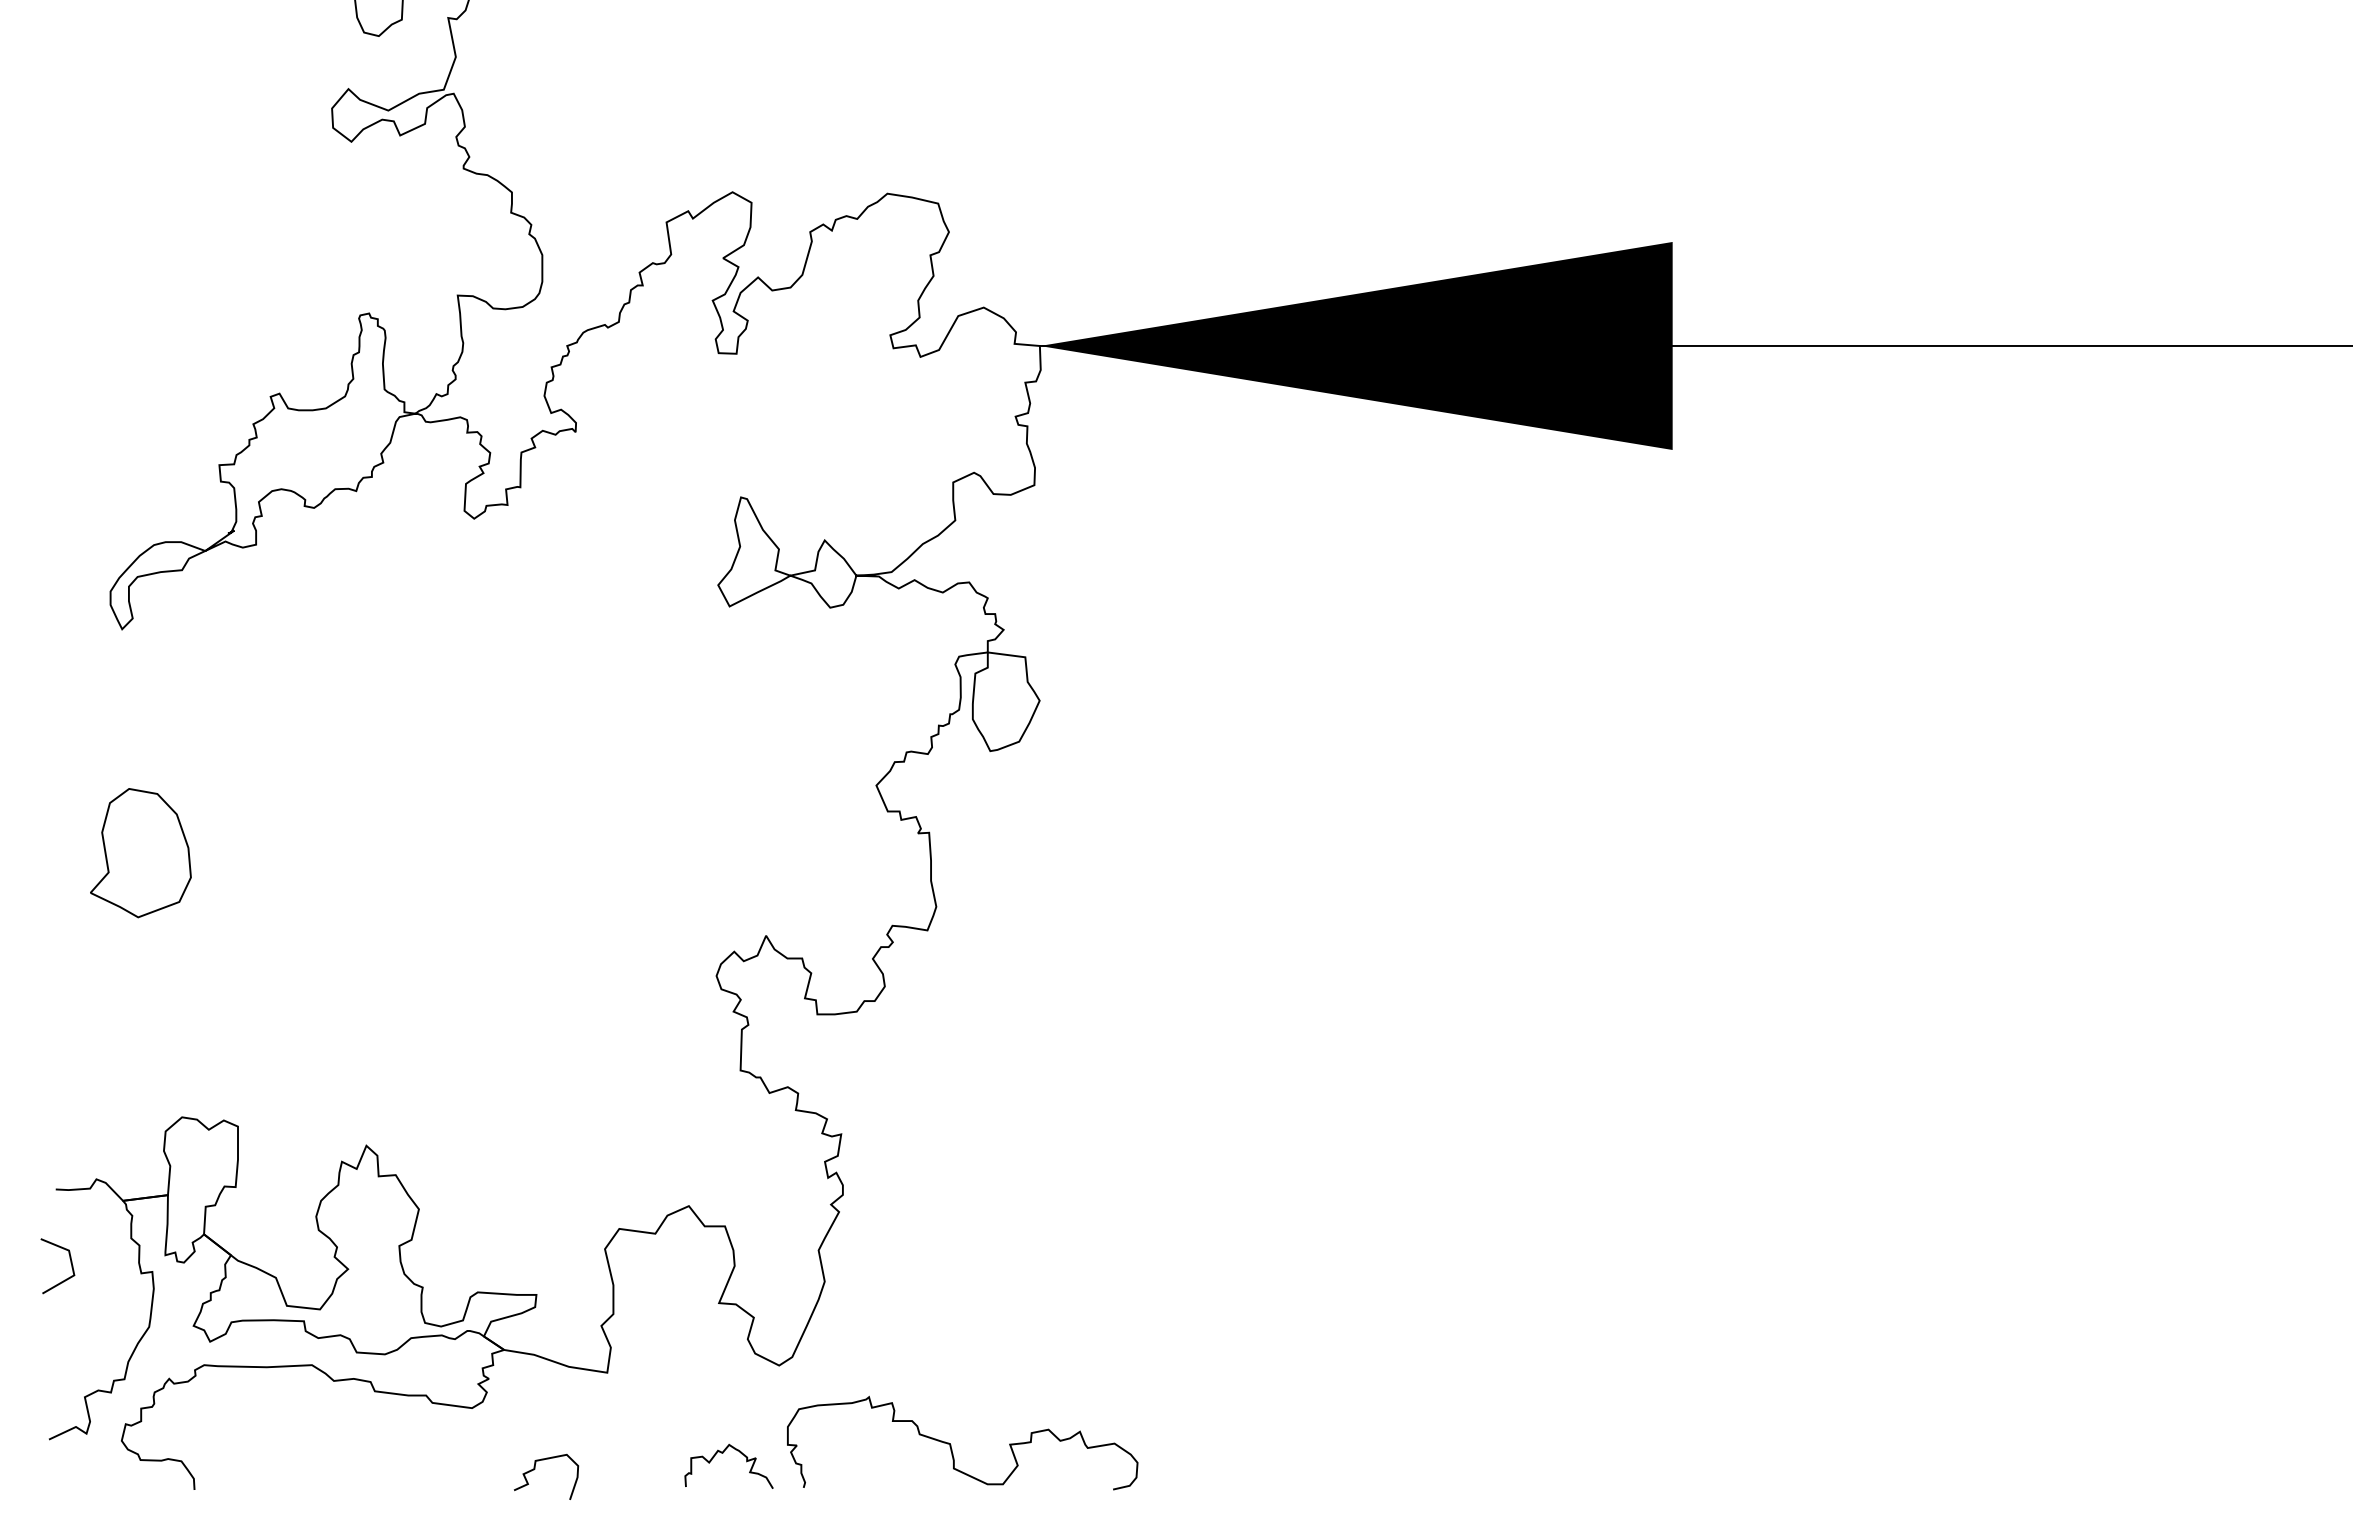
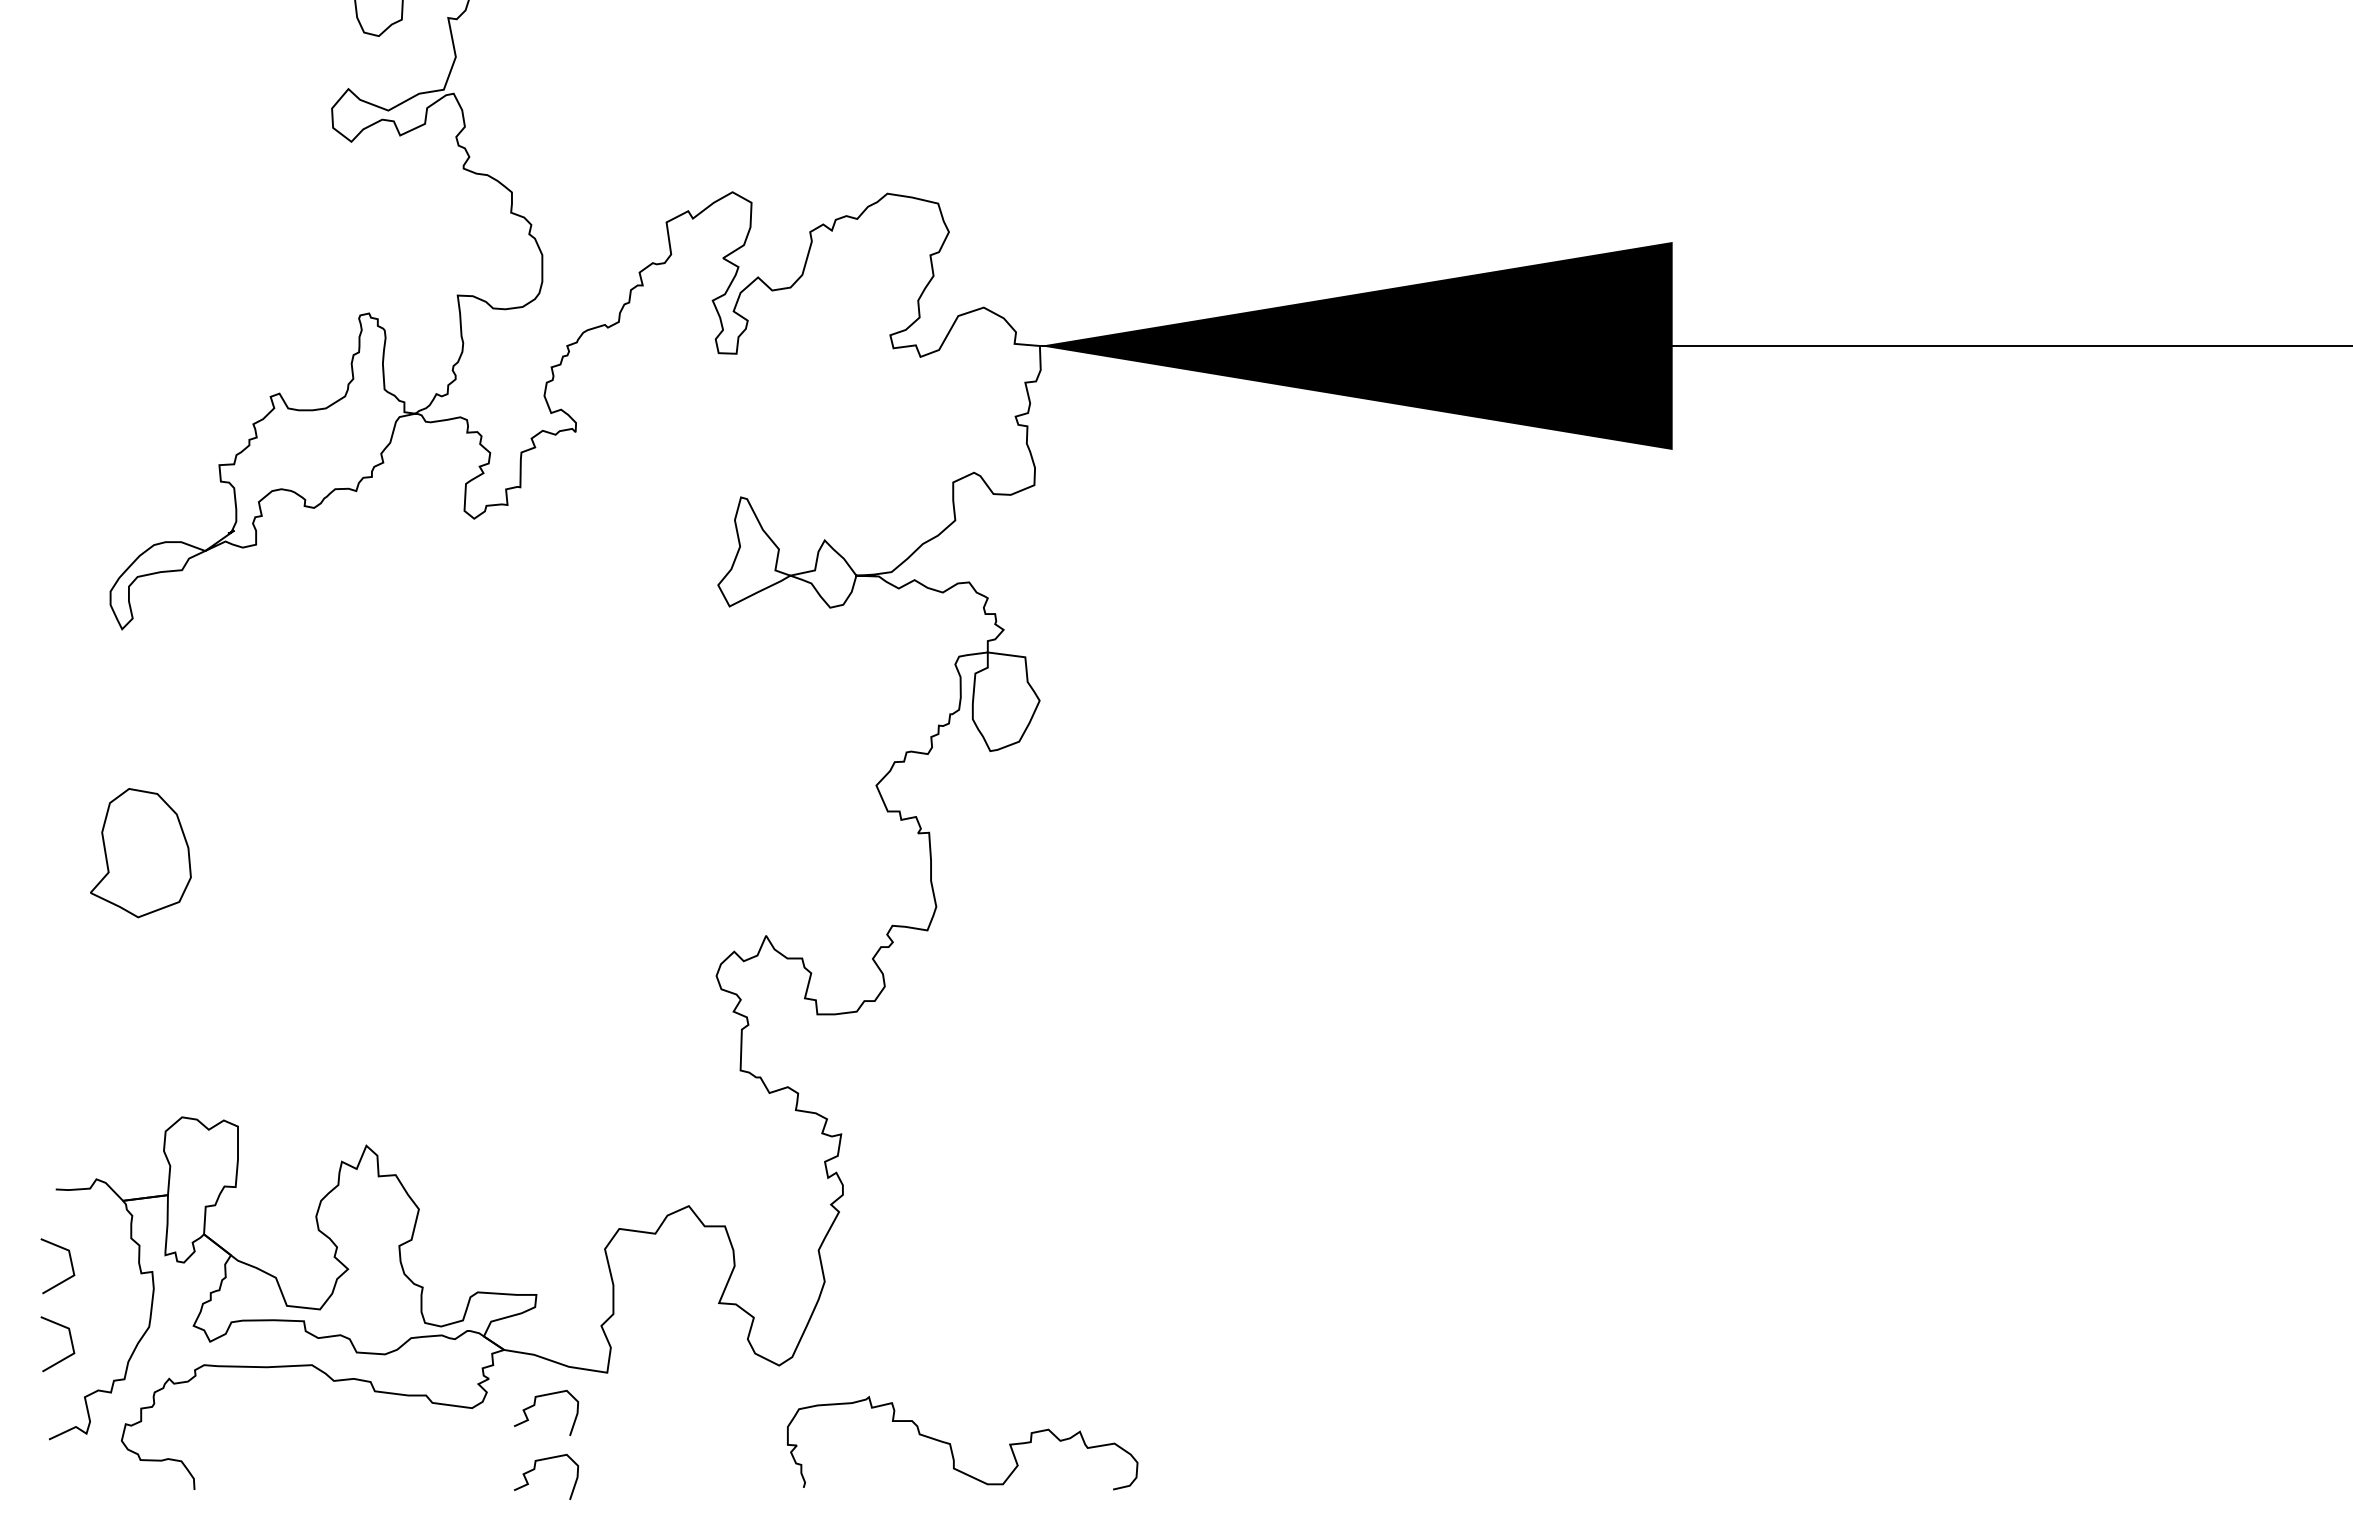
line: none -> present (70, 1341)
curve: none -> present (535, 1405)
curve: present -> none (723, 1453)
